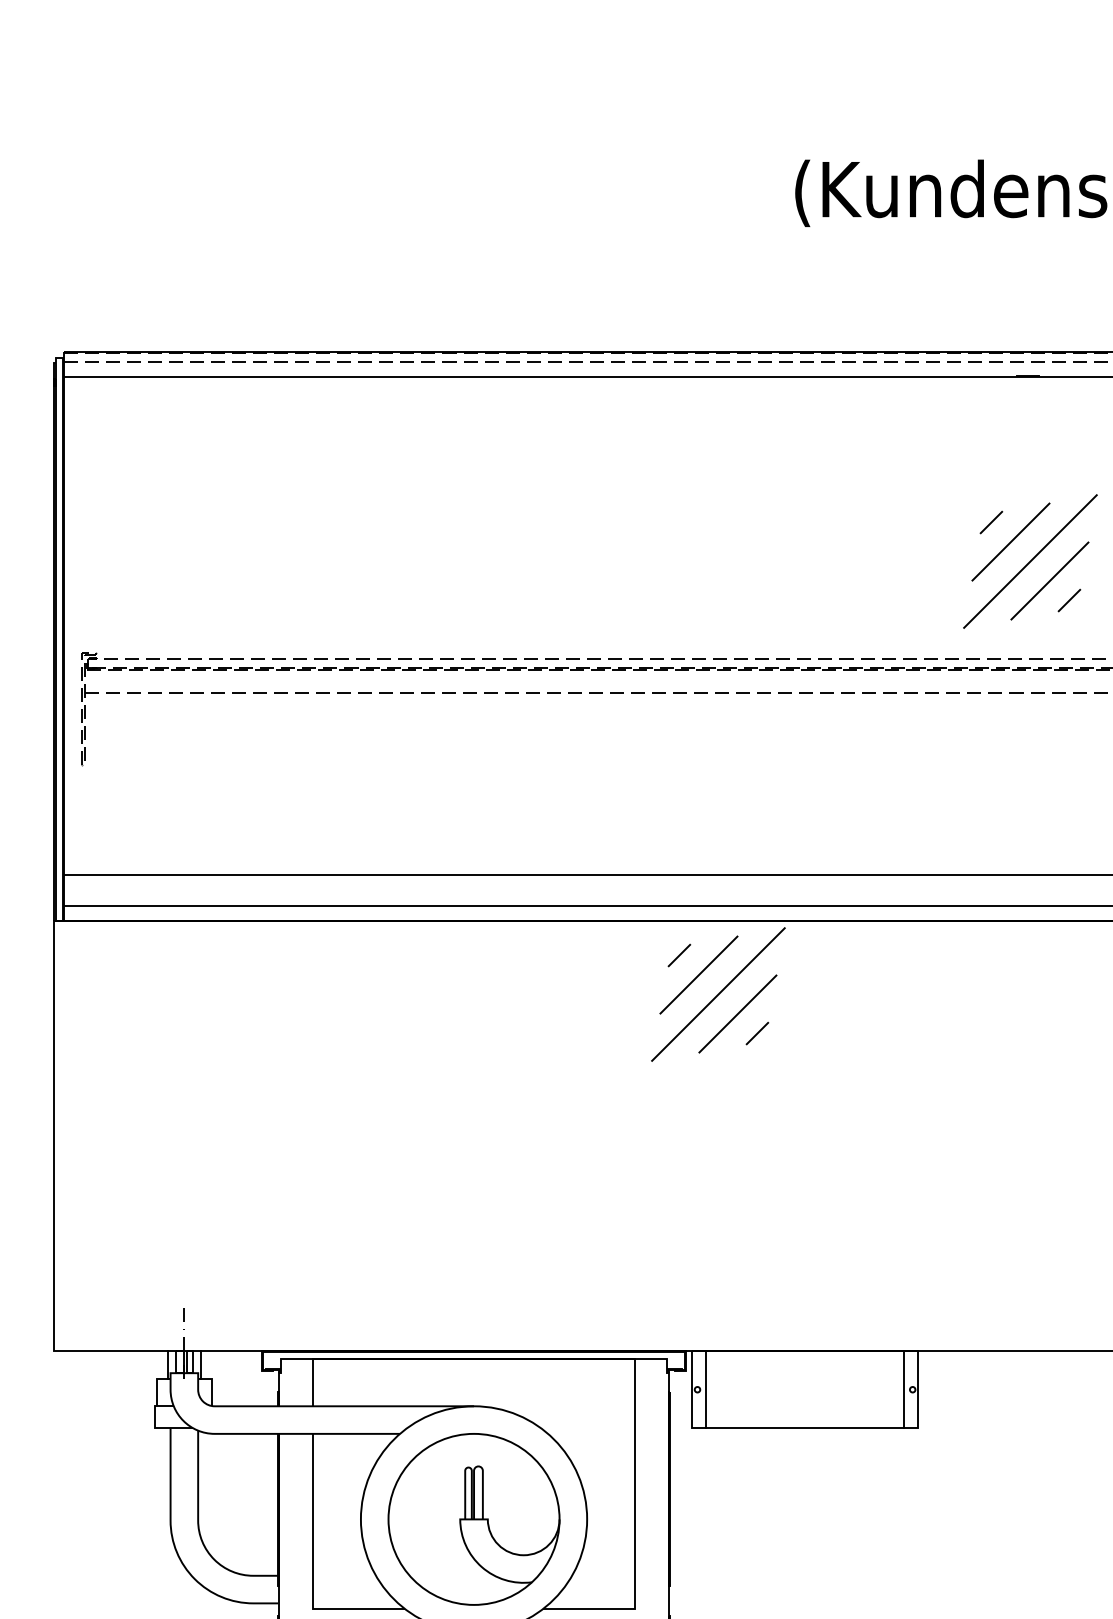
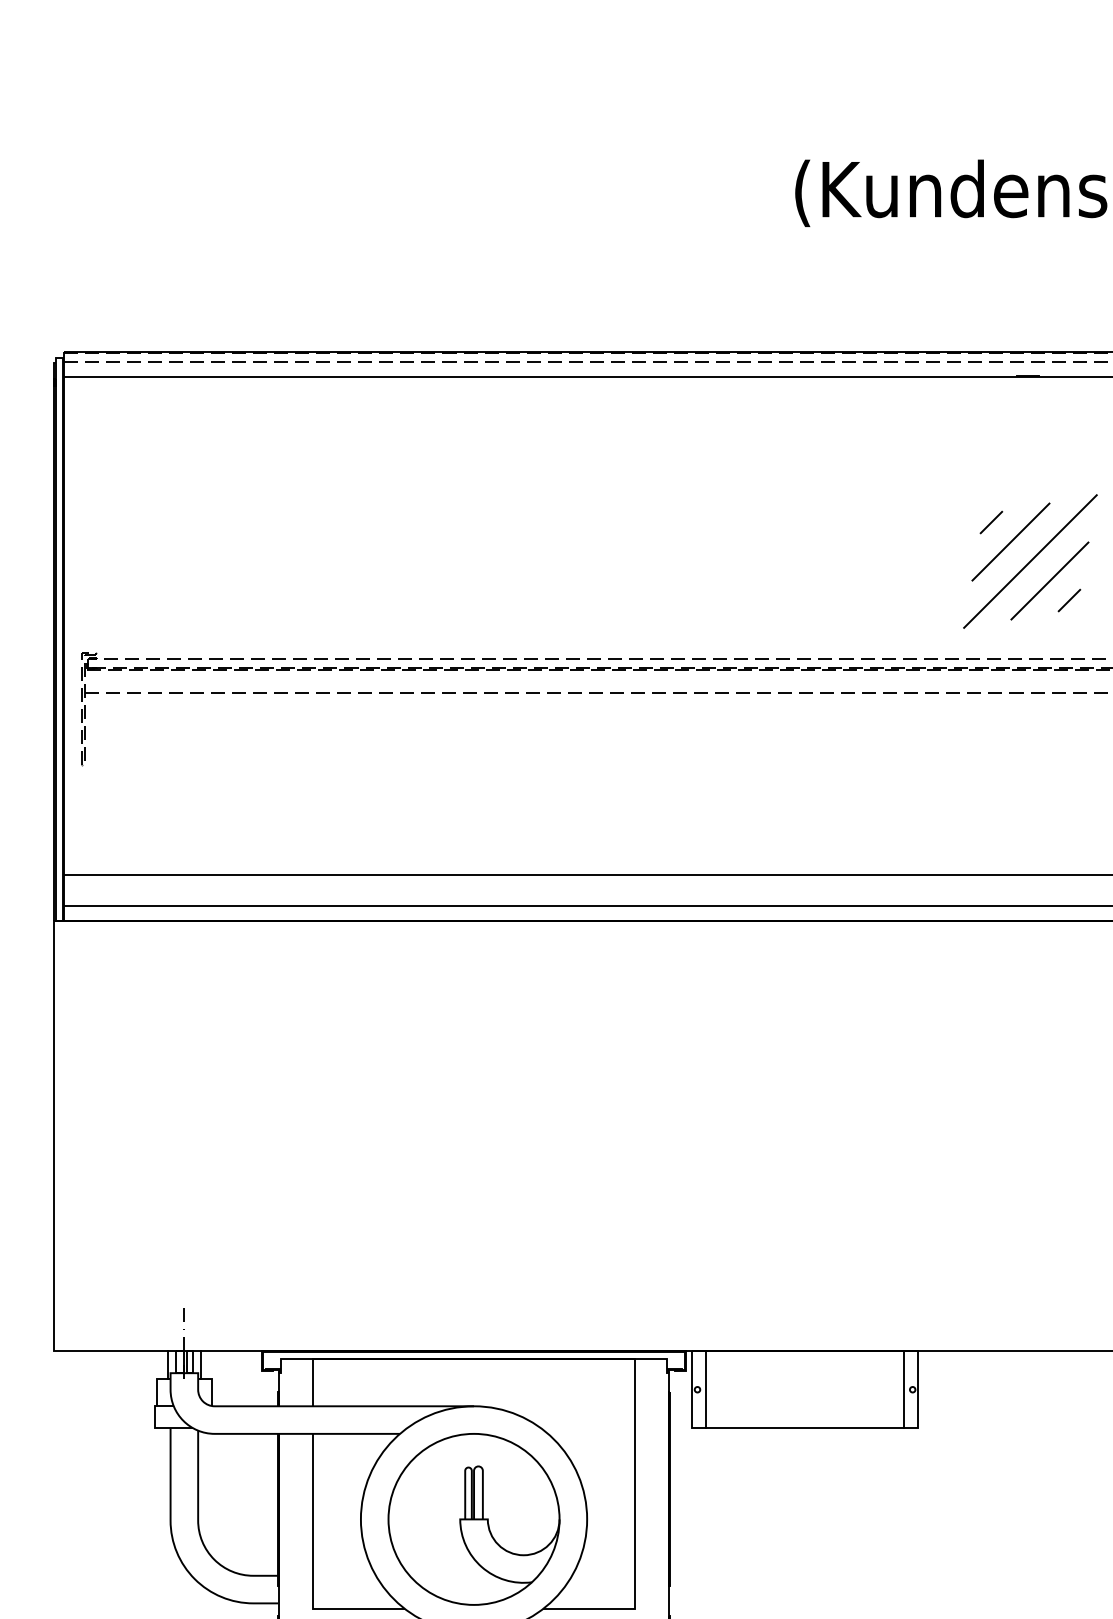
part: present -> none (718, 994)
